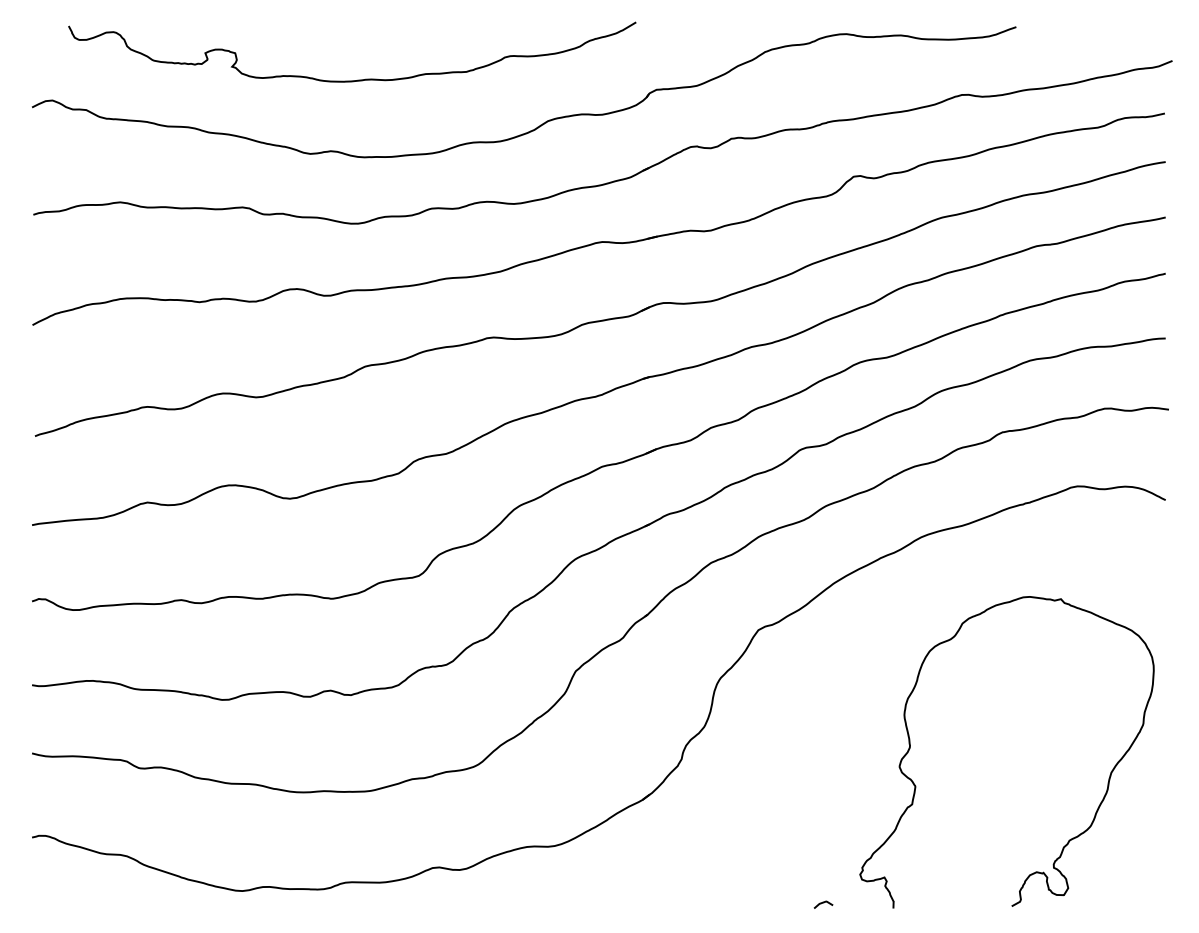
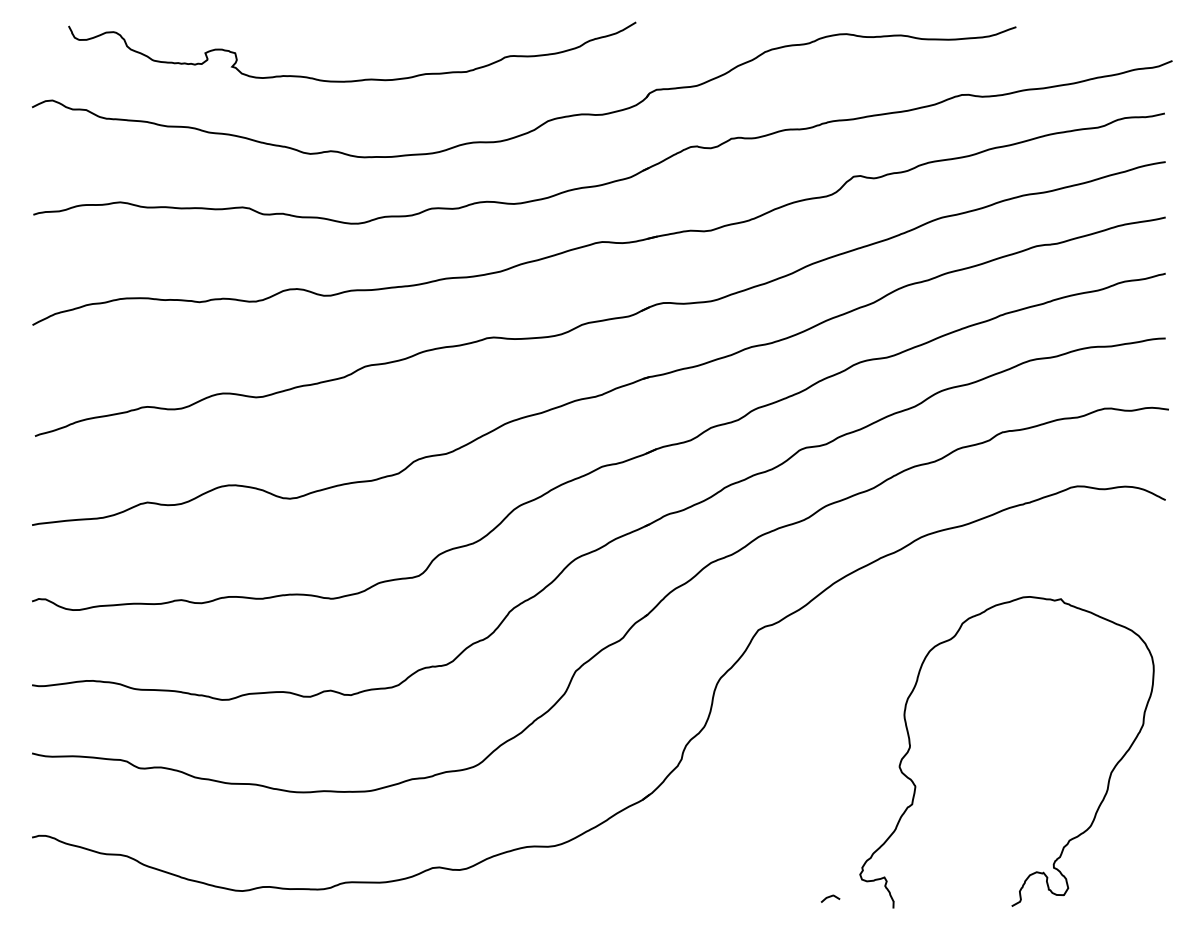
curve position: (823, 903) -> (830, 897) (830, 897)
